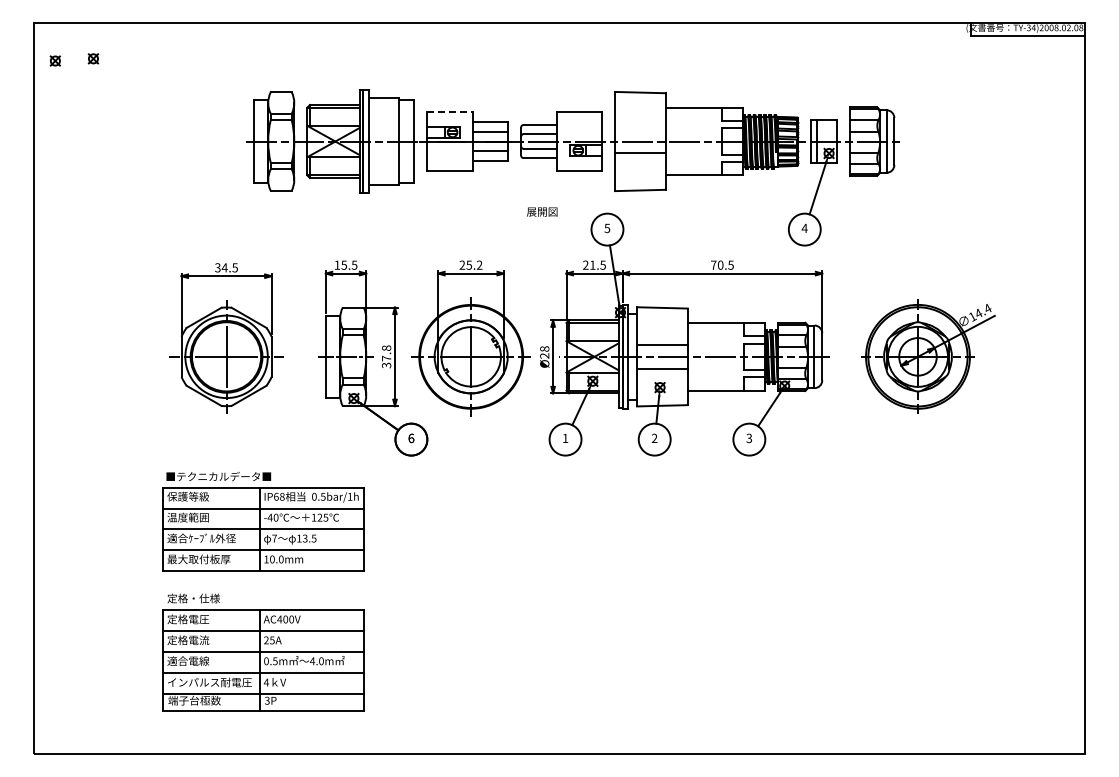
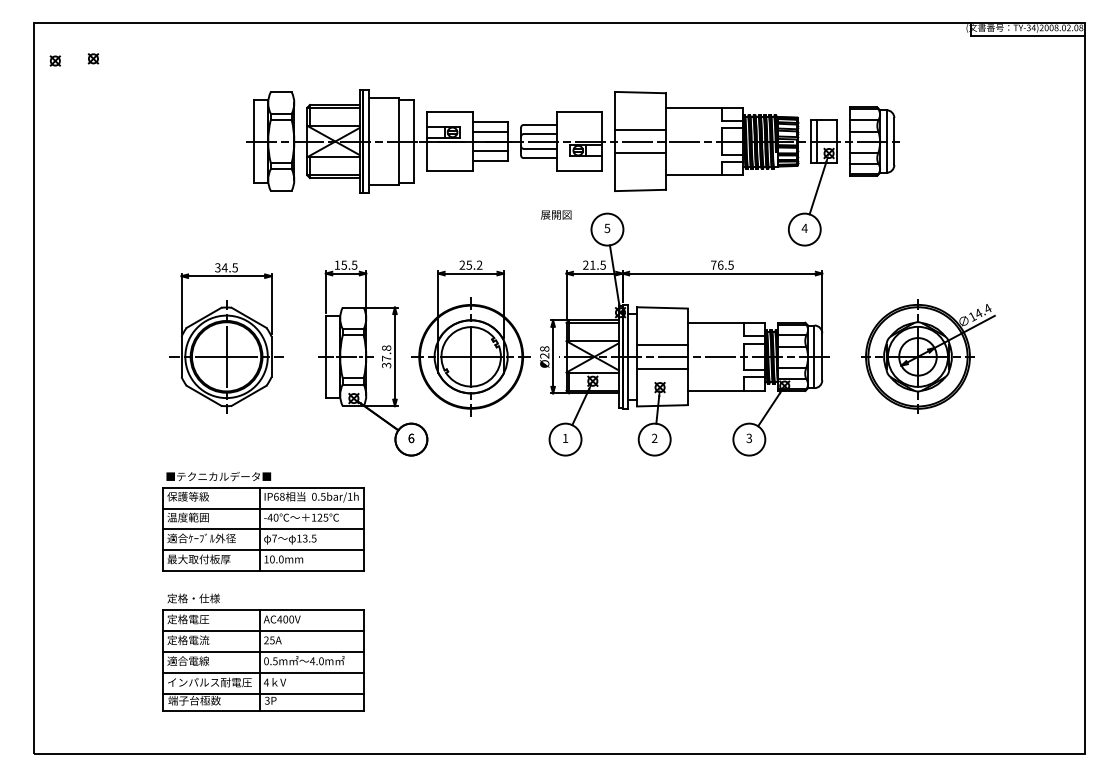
line: dashed -> solid (449, 112)
line: none -> present (640, 129)
text position: (542, 211) -> (556, 214) (556, 214)
text: 70.5 -> 76.5 (720, 264)
